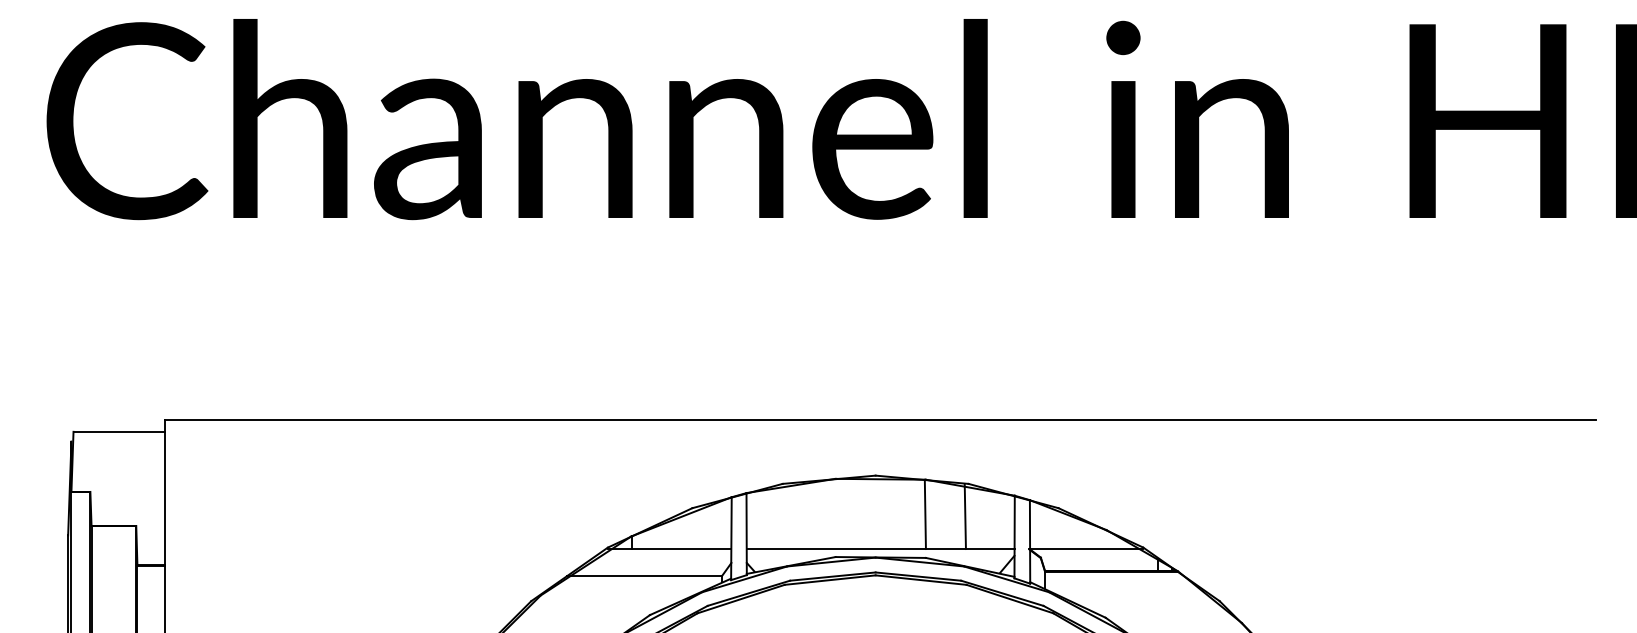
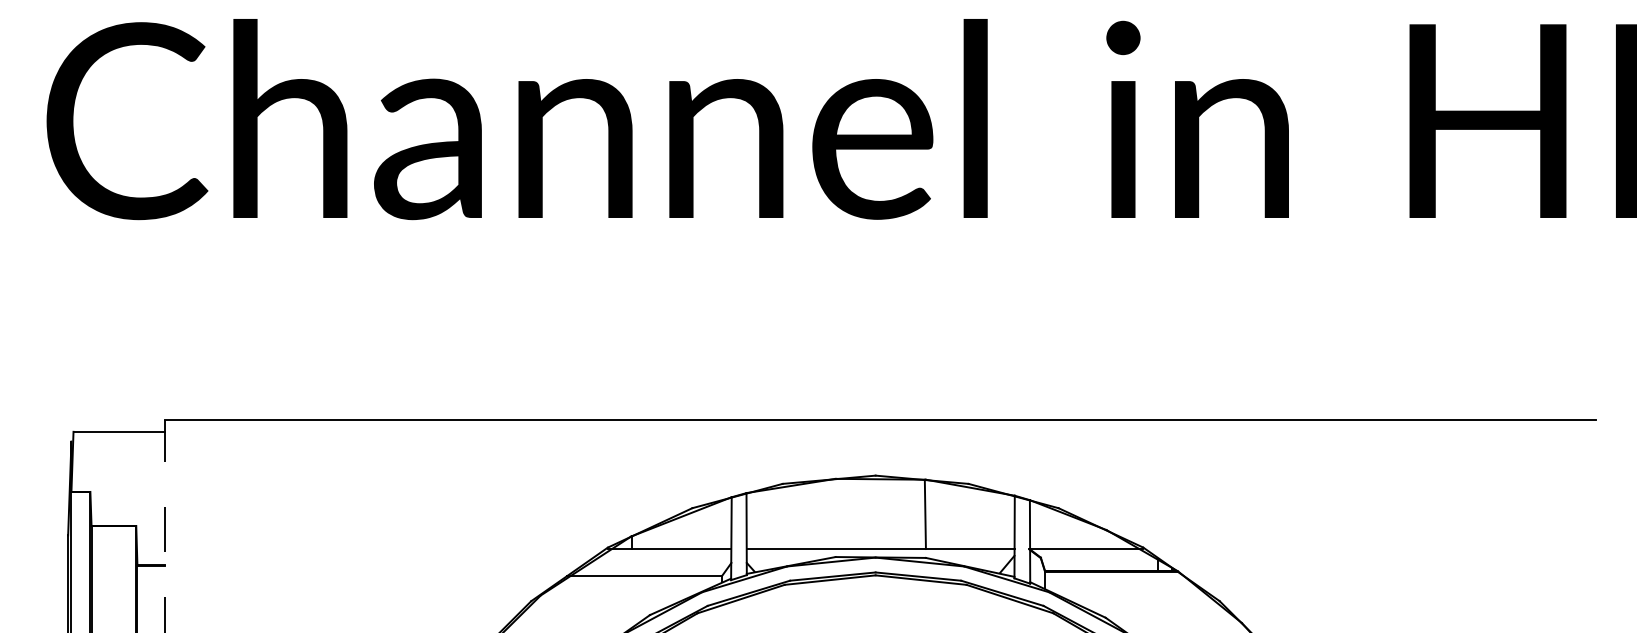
line: present -> none (964, 516)
line: solid -> dashed (165, 526)
